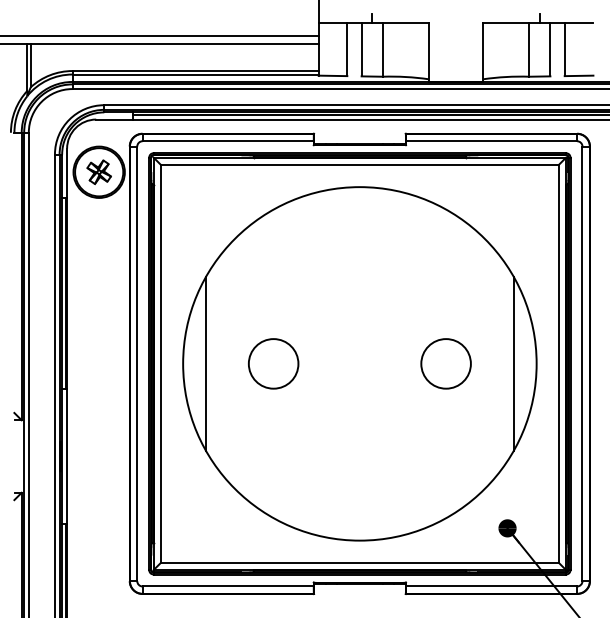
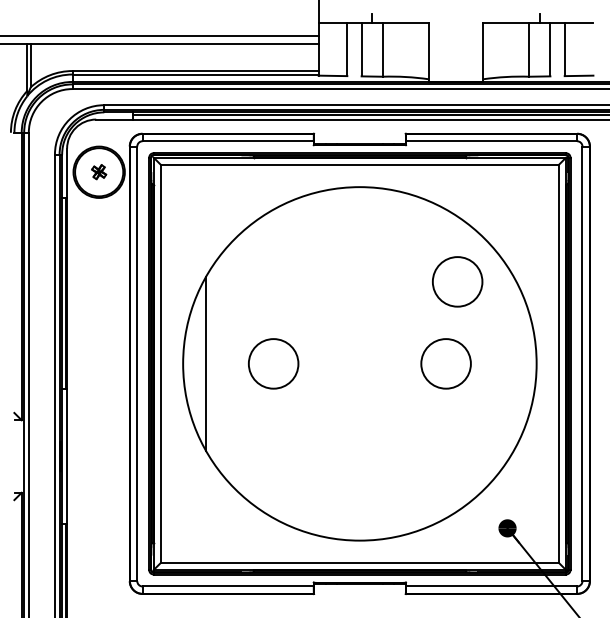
part size: 26x26 px -> 17x17 px (99, 172)
circle: none -> present (457, 281)
line: present -> none (513, 363)
